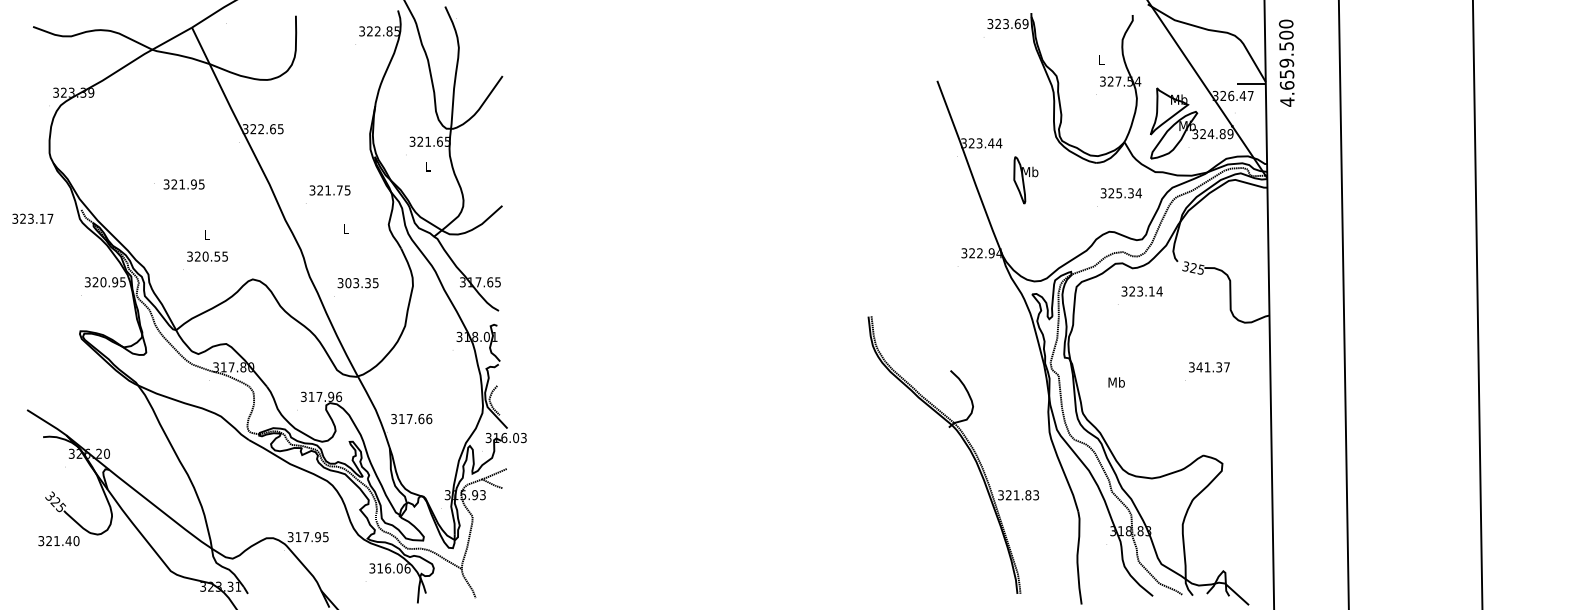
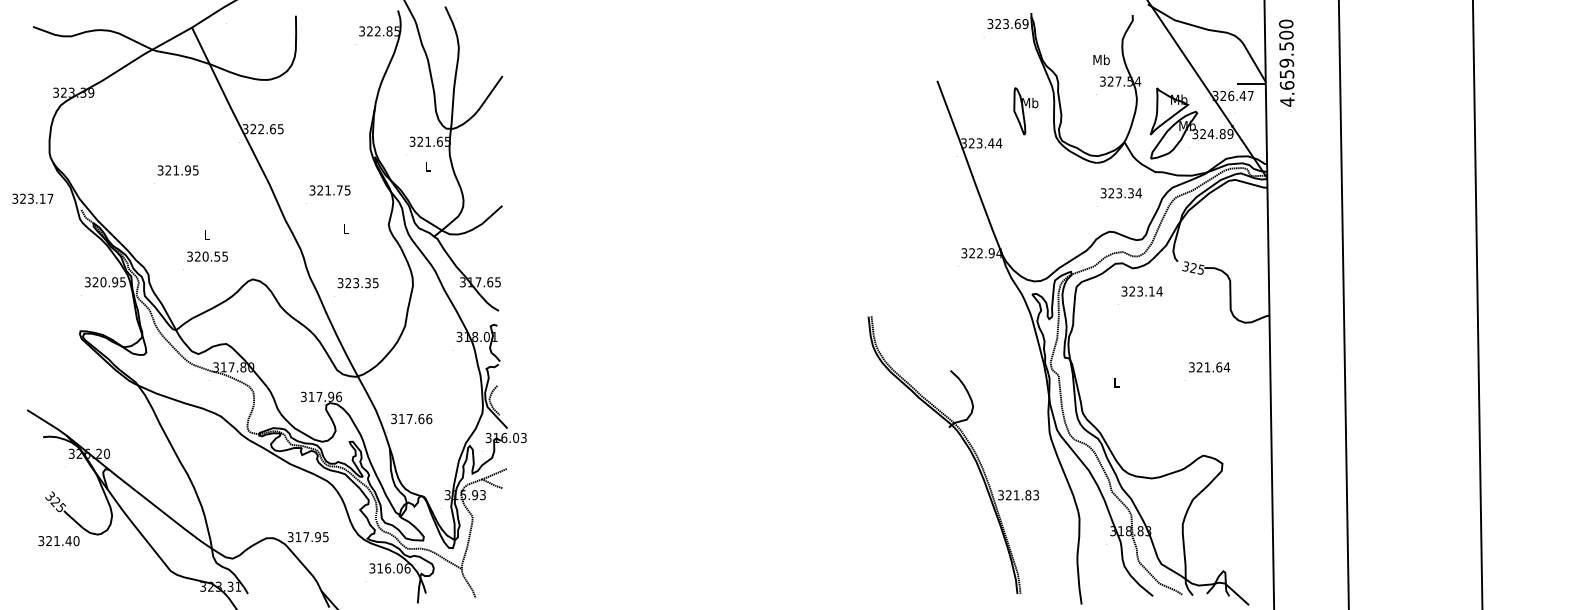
text: L -> Mb (1101, 59)
part position: (1025, 180) -> (1025, 111) (1025, 111)
text position: (183, 184) -> (177, 170) (177, 170)
text: 325.34 -> 323.34 (1119, 192)
text position: (32, 218) -> (32, 198) (32, 198)
text: 303.35 -> 323.35 (348, 283)
text: 341.37 -> 321.64 (1213, 367)
text: Mb -> L (1116, 382)
